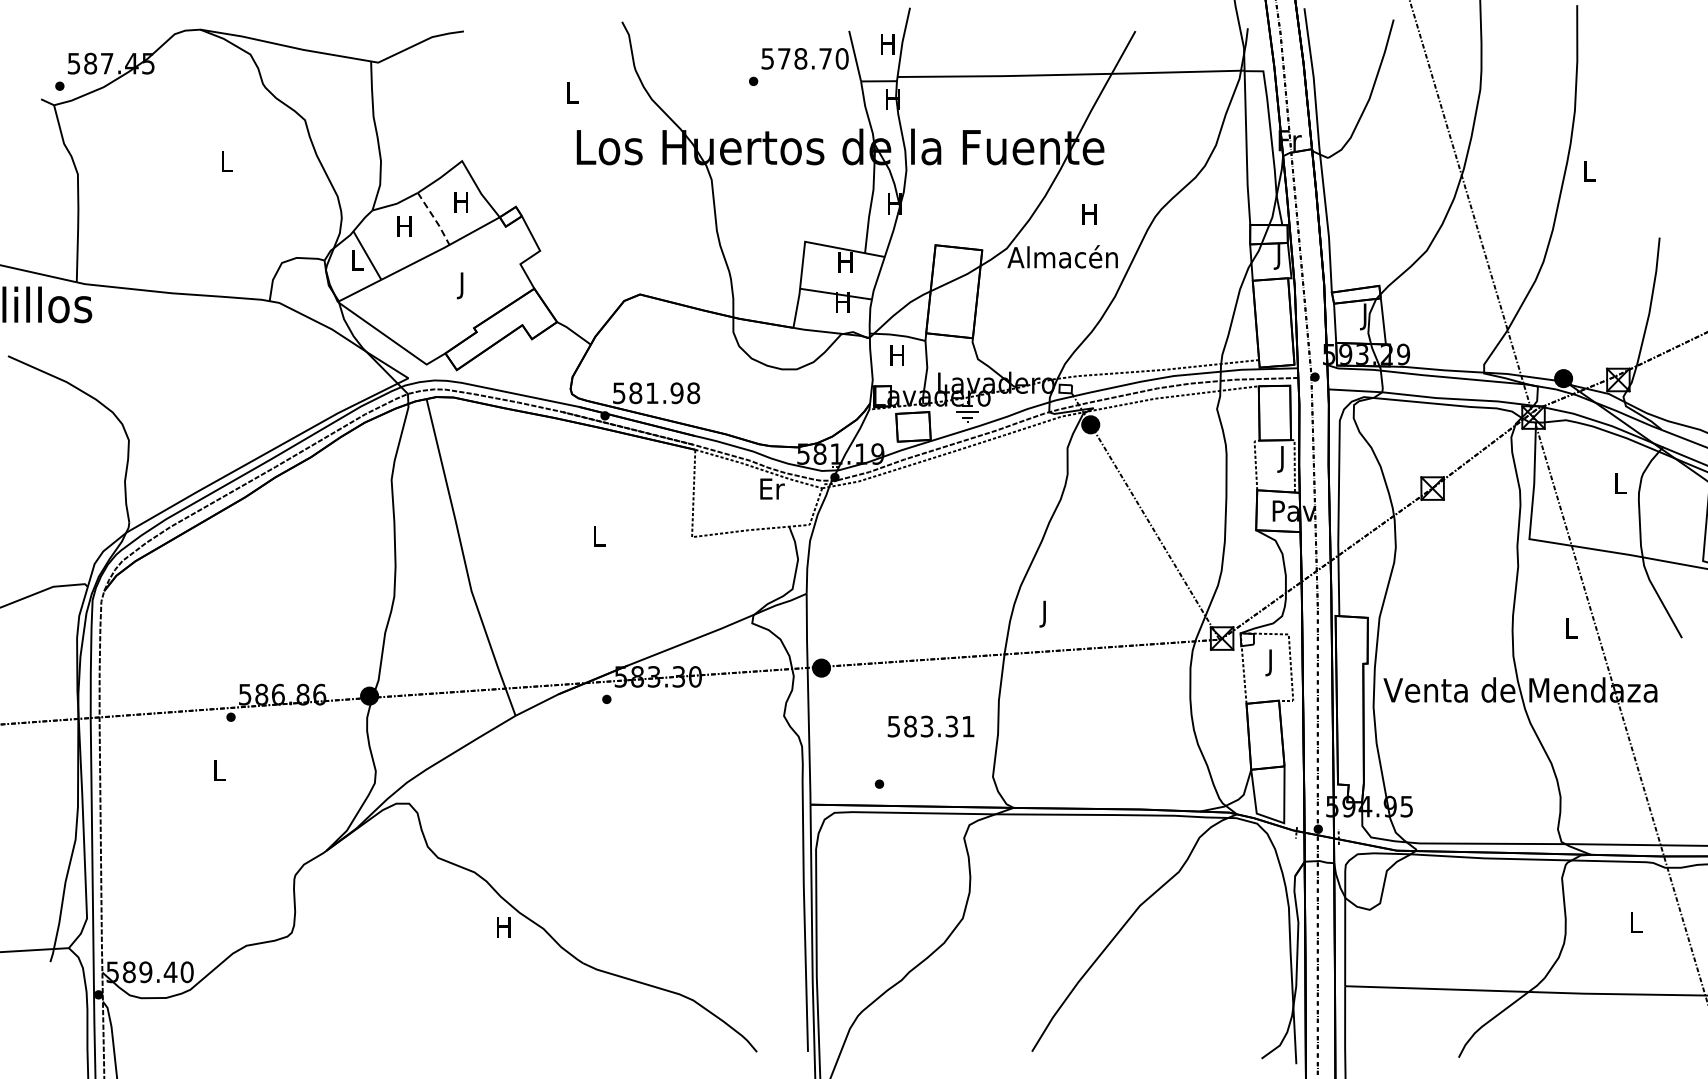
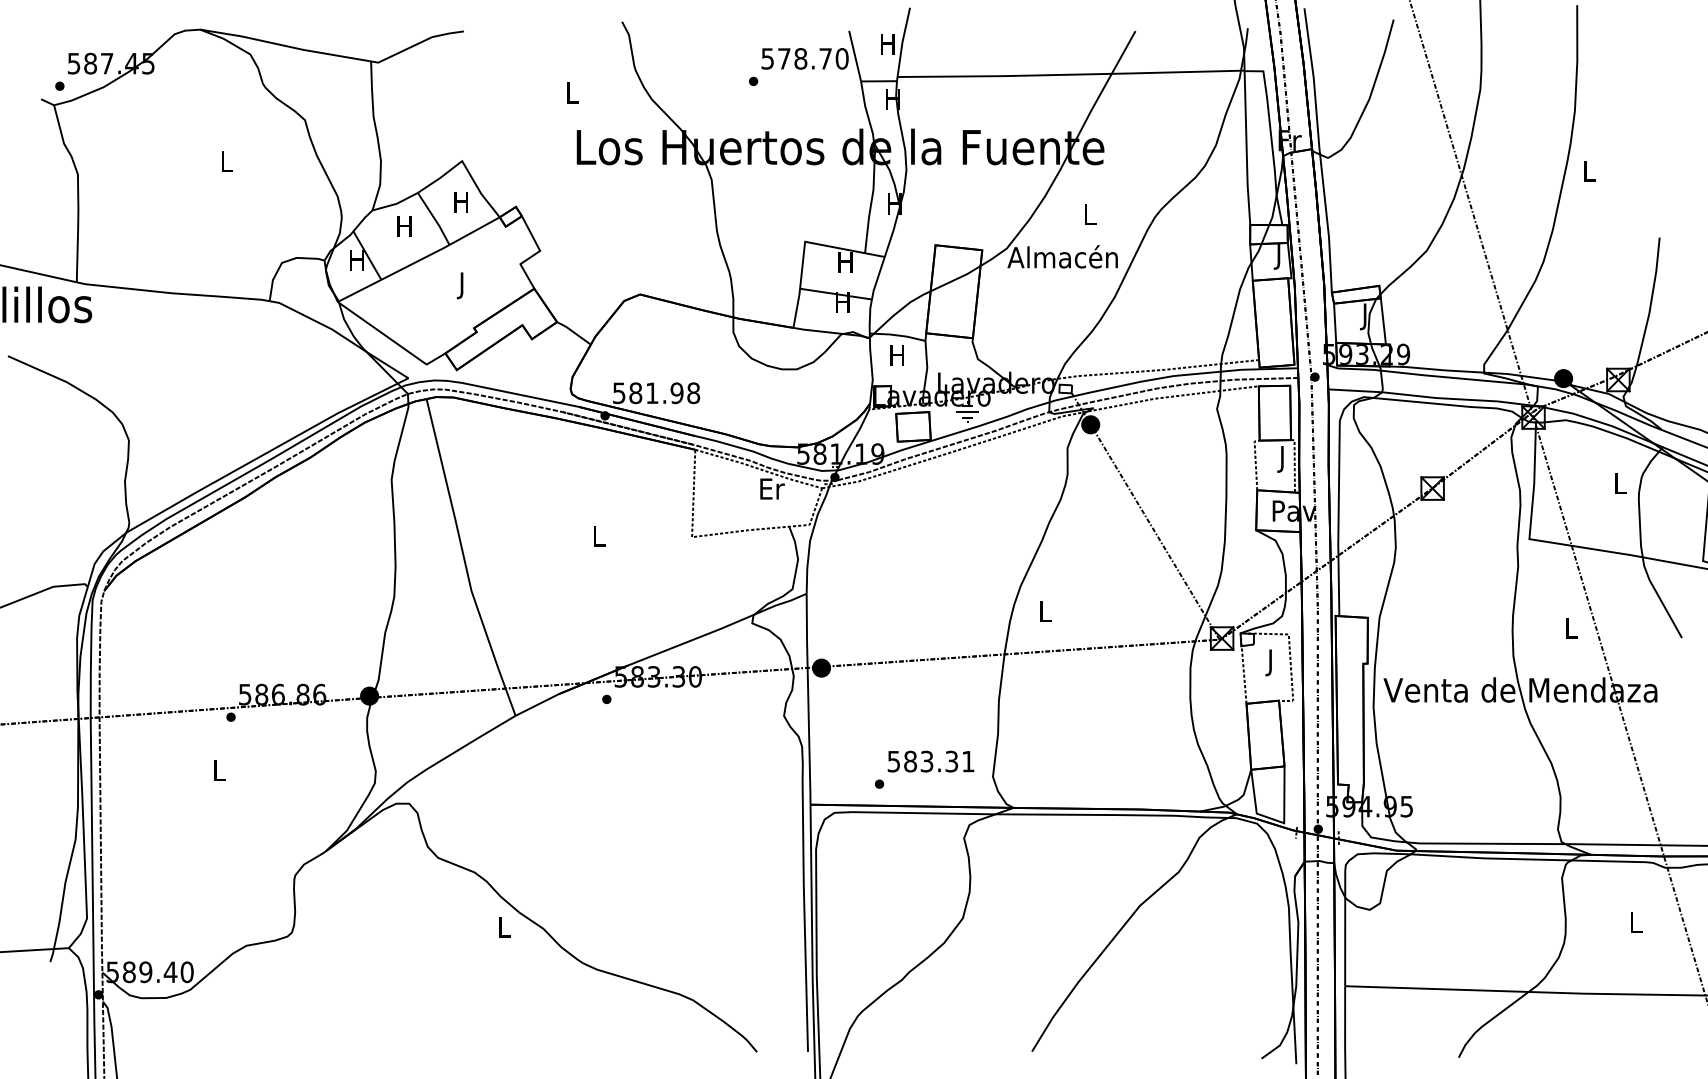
text: H -> L (1089, 214)
line: dashed -> solid (435, 219)
text: L -> H (356, 260)
text: J -> L (1045, 613)
text position: (930, 726) -> (930, 761) (930, 761)
text: H -> L (503, 927)
